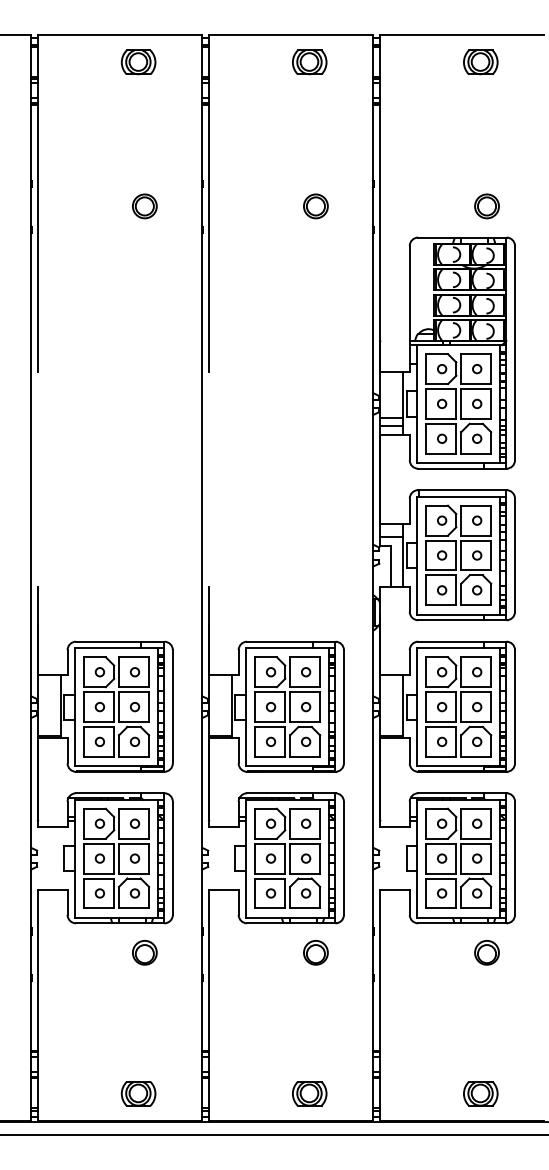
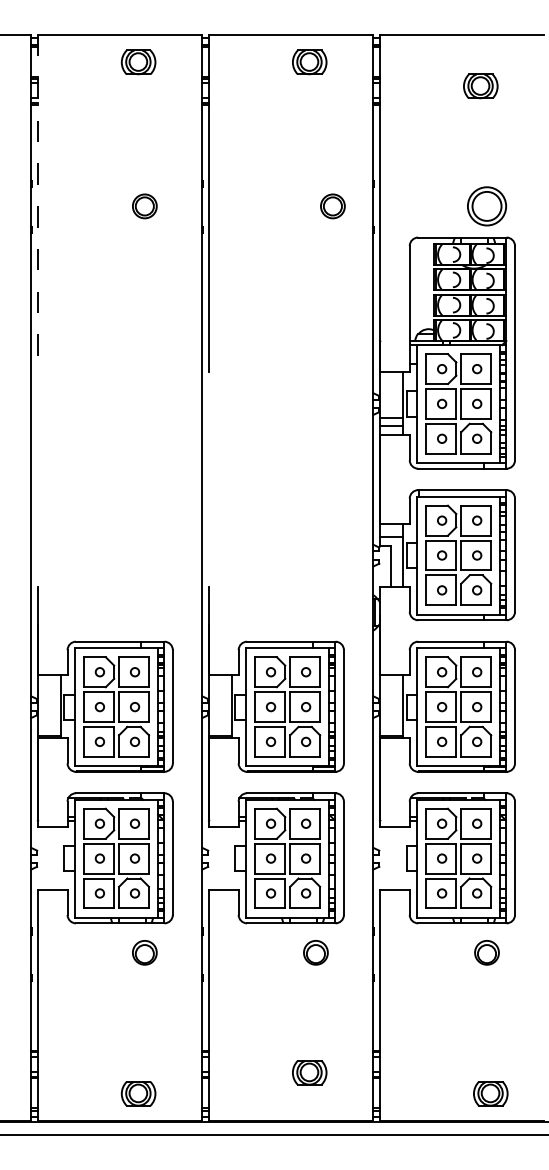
part position: (480, 62) -> (480, 86) (480, 86)
line: solid -> dashed (38, 203)
part position: (315, 206) -> (332, 206) (332, 206)
part size: 26x27 px -> 40x41 px (486, 206)
part position: (309, 1093) -> (309, 1072) (309, 1072)
part position: (480, 1093) -> (490, 1093) (490, 1093)
